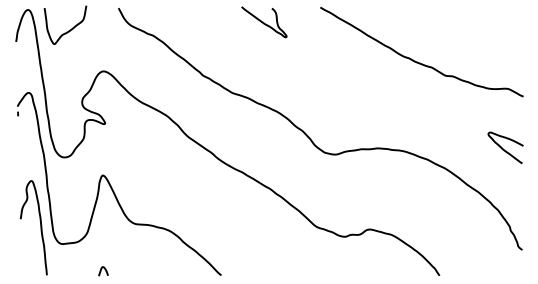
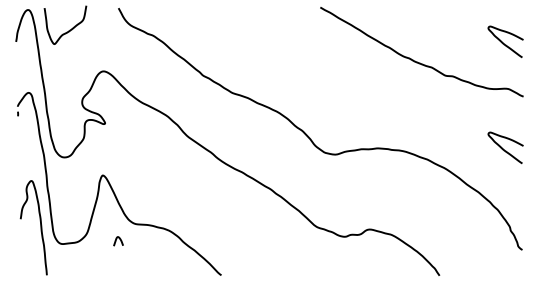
curve: present -> none (264, 22)
curve: none -> present (503, 42)
curve position: (101, 271) -> (116, 241) (116, 241)
